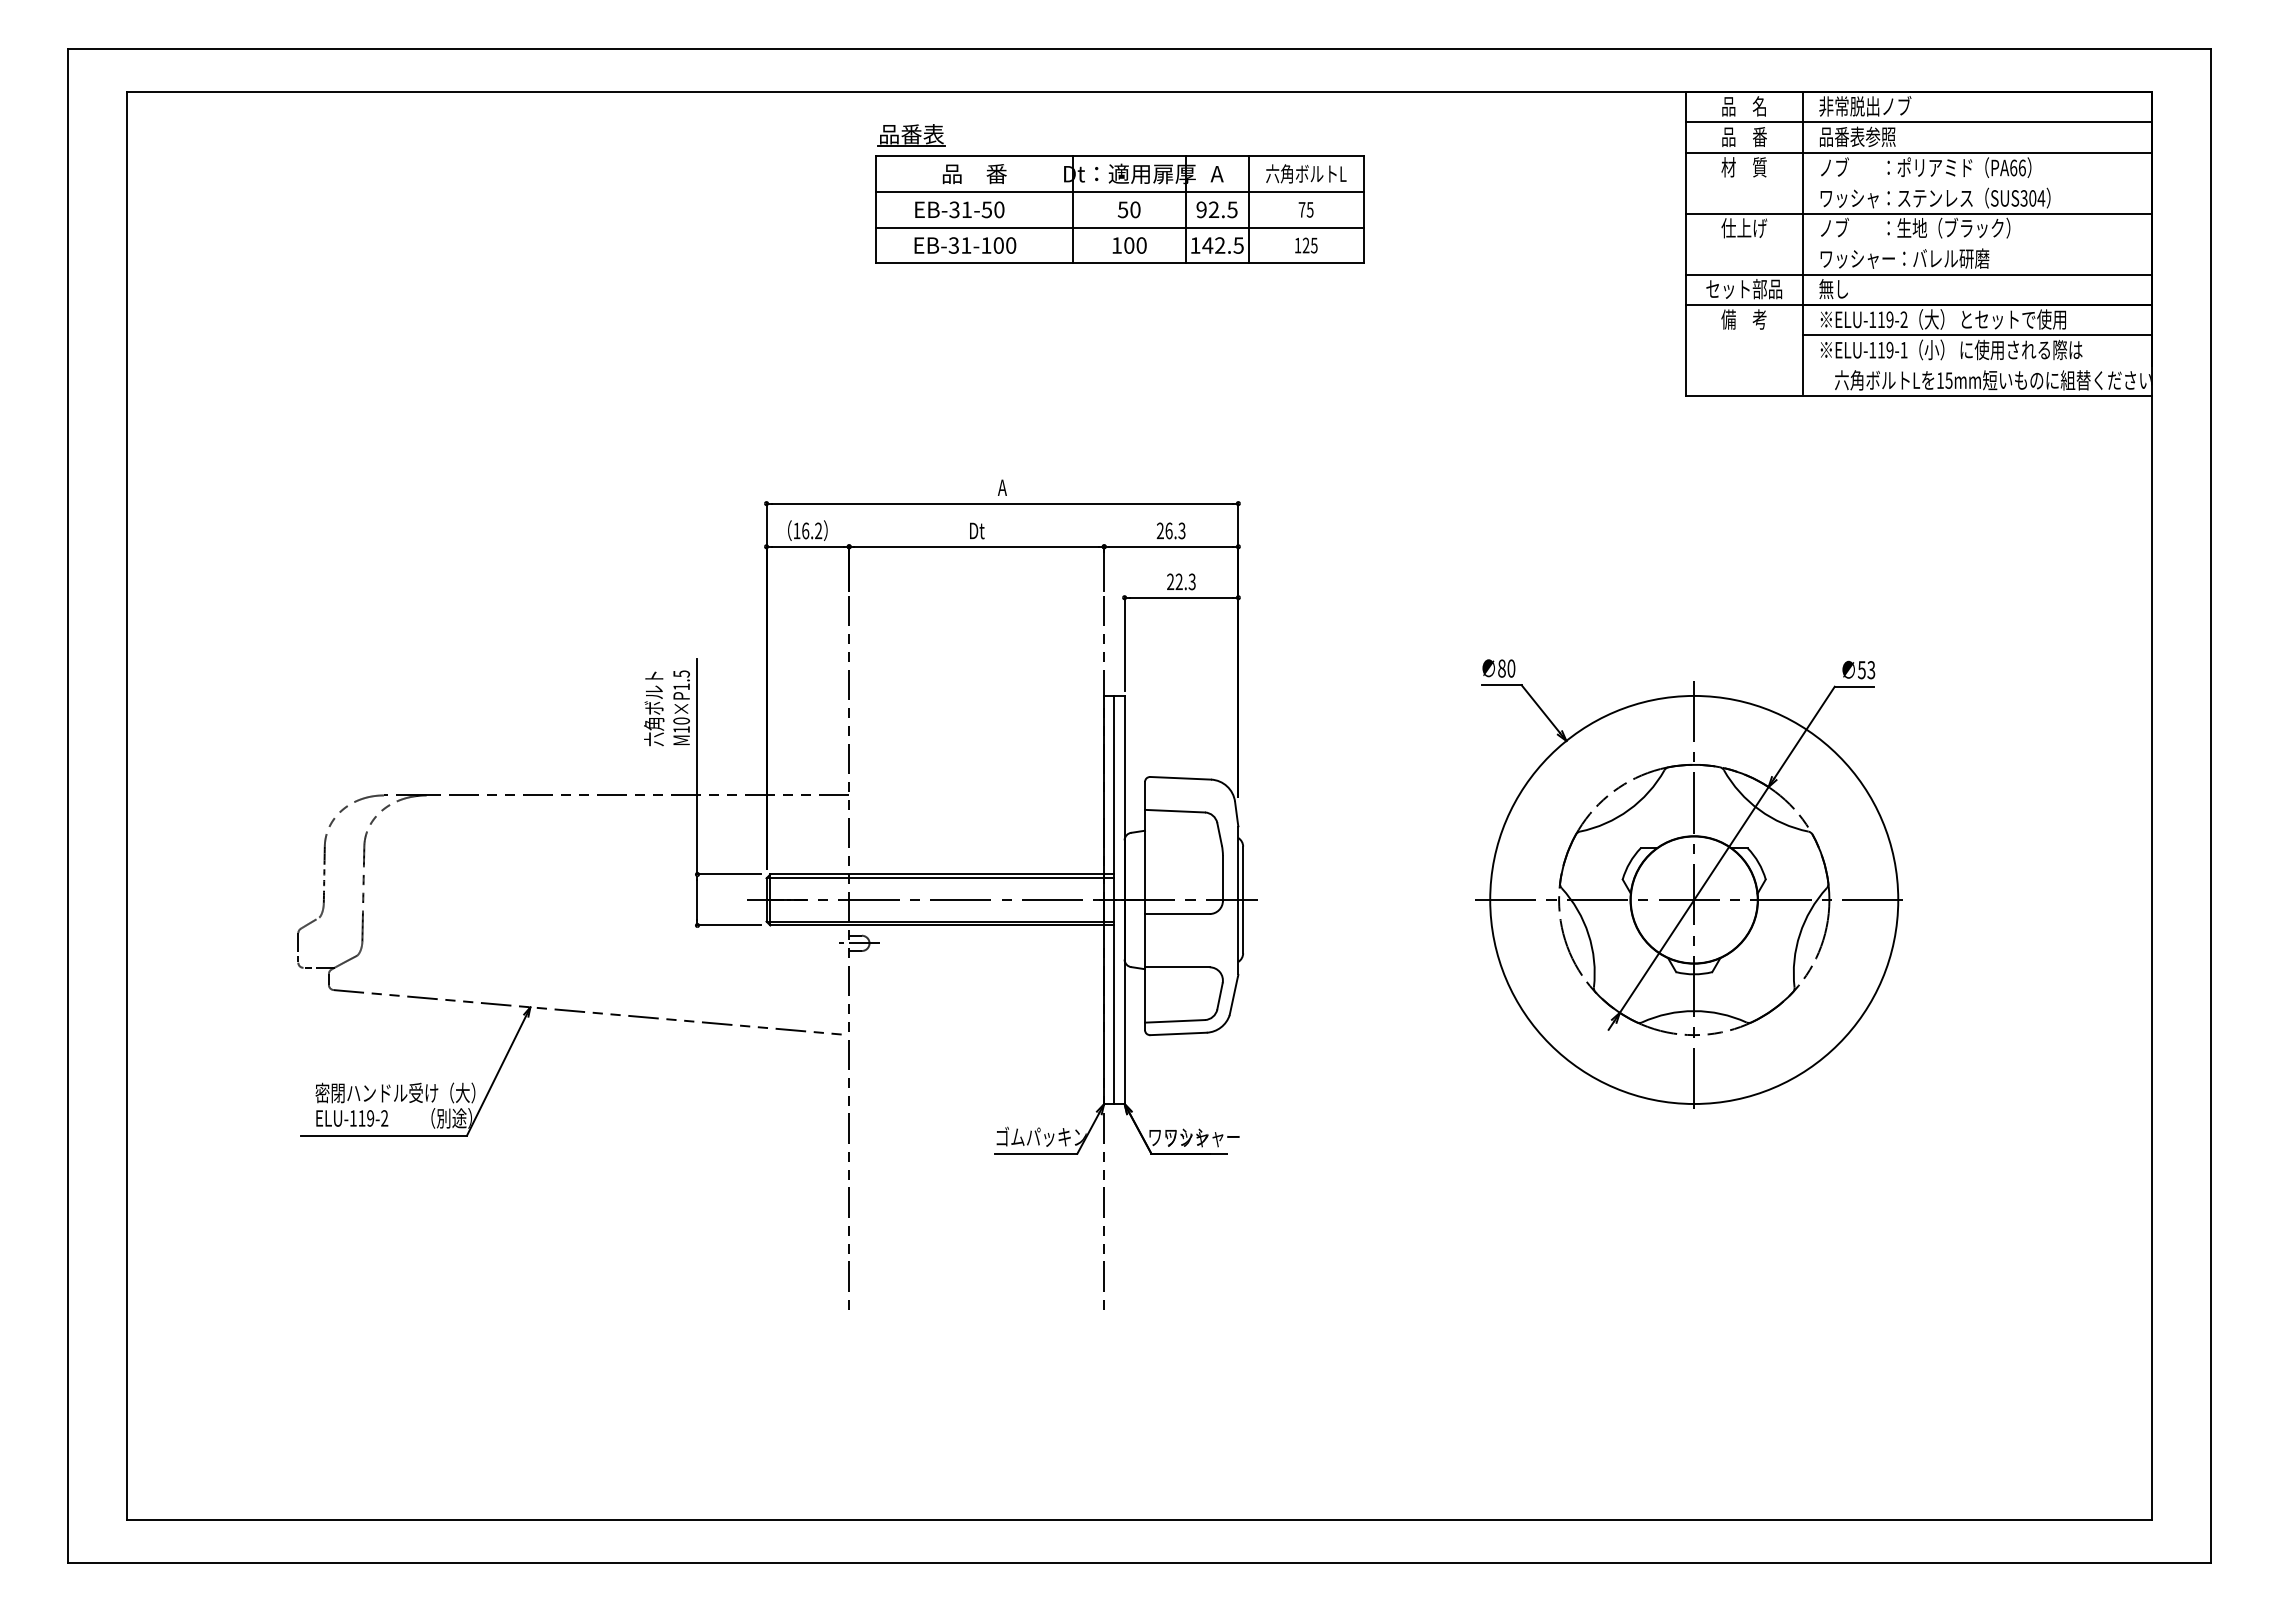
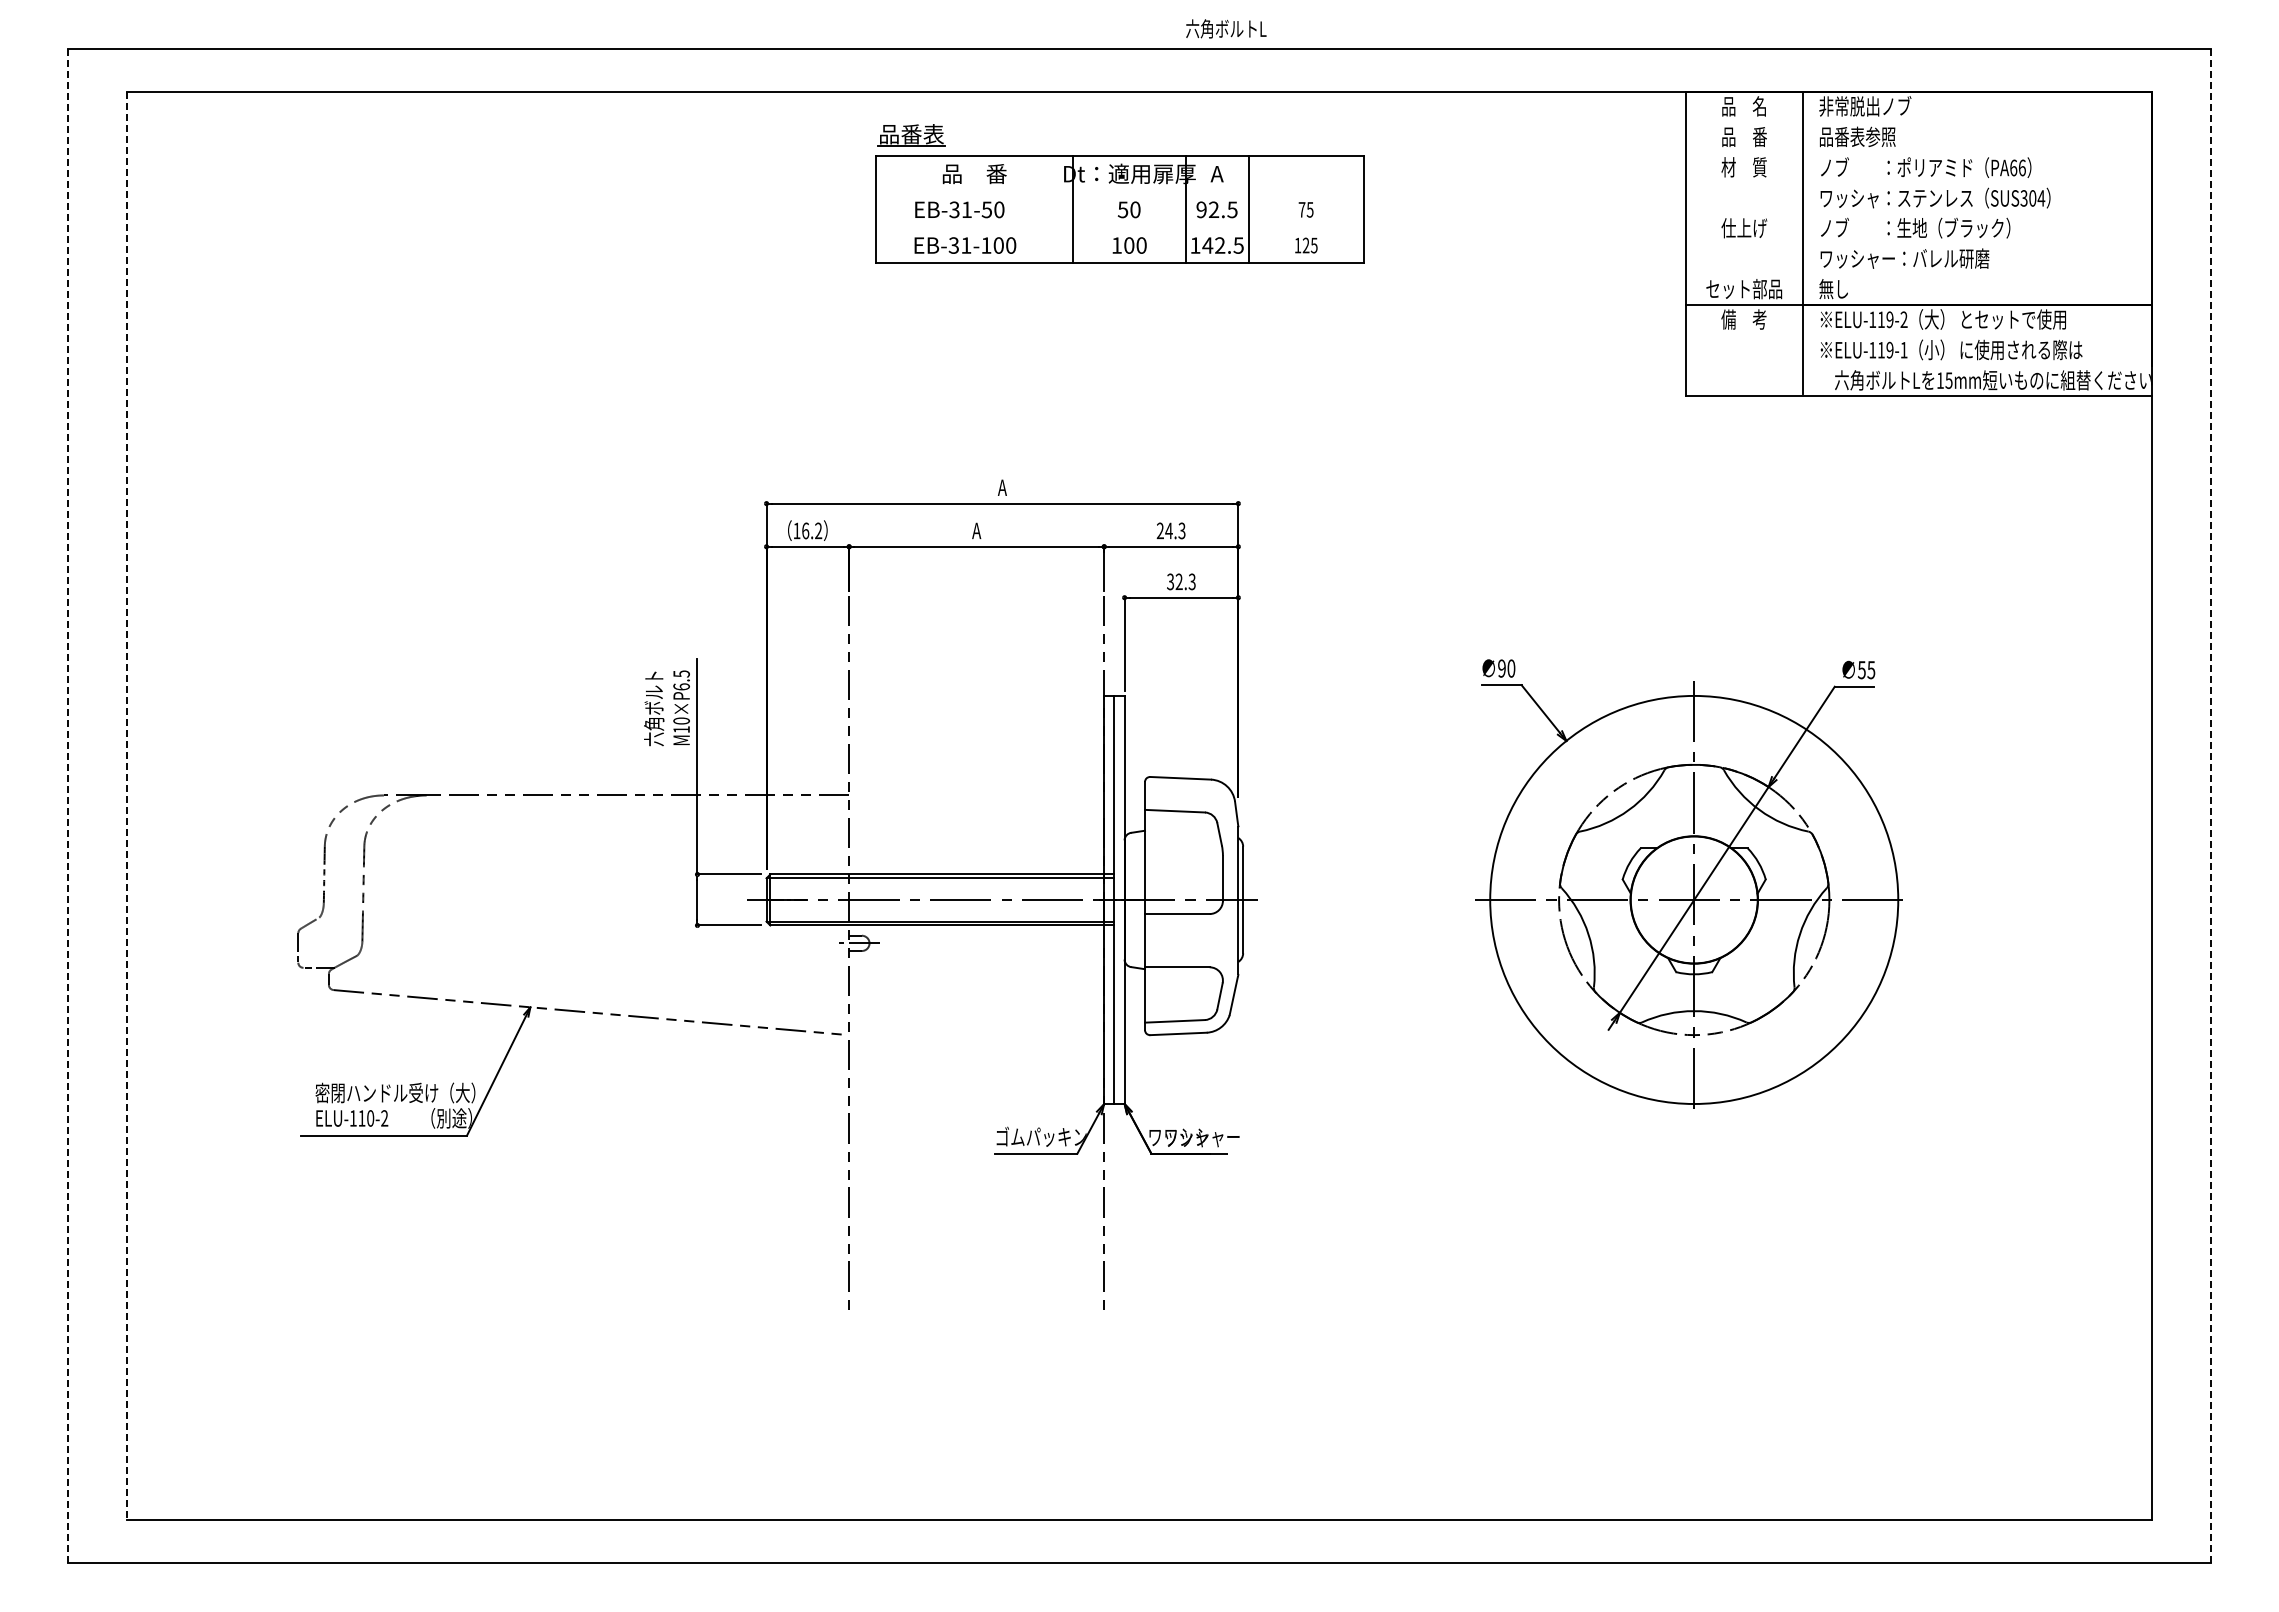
line: present -> none (1918, 122)
line: present -> none (1918, 152)
text position: (1306, 173) -> (1226, 28) (1226, 28)
line: present -> none (1119, 192)
line: present -> none (1918, 213)
line: present -> none (1119, 227)
line: present -> none (1918, 274)
line: present -> none (1976, 335)
text: Dt -> A (977, 530)
text: 26.3 -> 24.3 (1168, 530)
text: 22.3 -> 32.3 (1170, 582)
text: 80 -> 90 (1501, 668)
text: 53 -> 55 (1871, 669)
text: M10×P1.5 -> M10×P6.5 (681, 686)
line: solid -> dashed (2210, 805)
line: solid -> dashed (68, 806)
line: solid -> dashed (127, 806)
text: ELU-119-2 -> ELU-110-2 (370, 1118)
